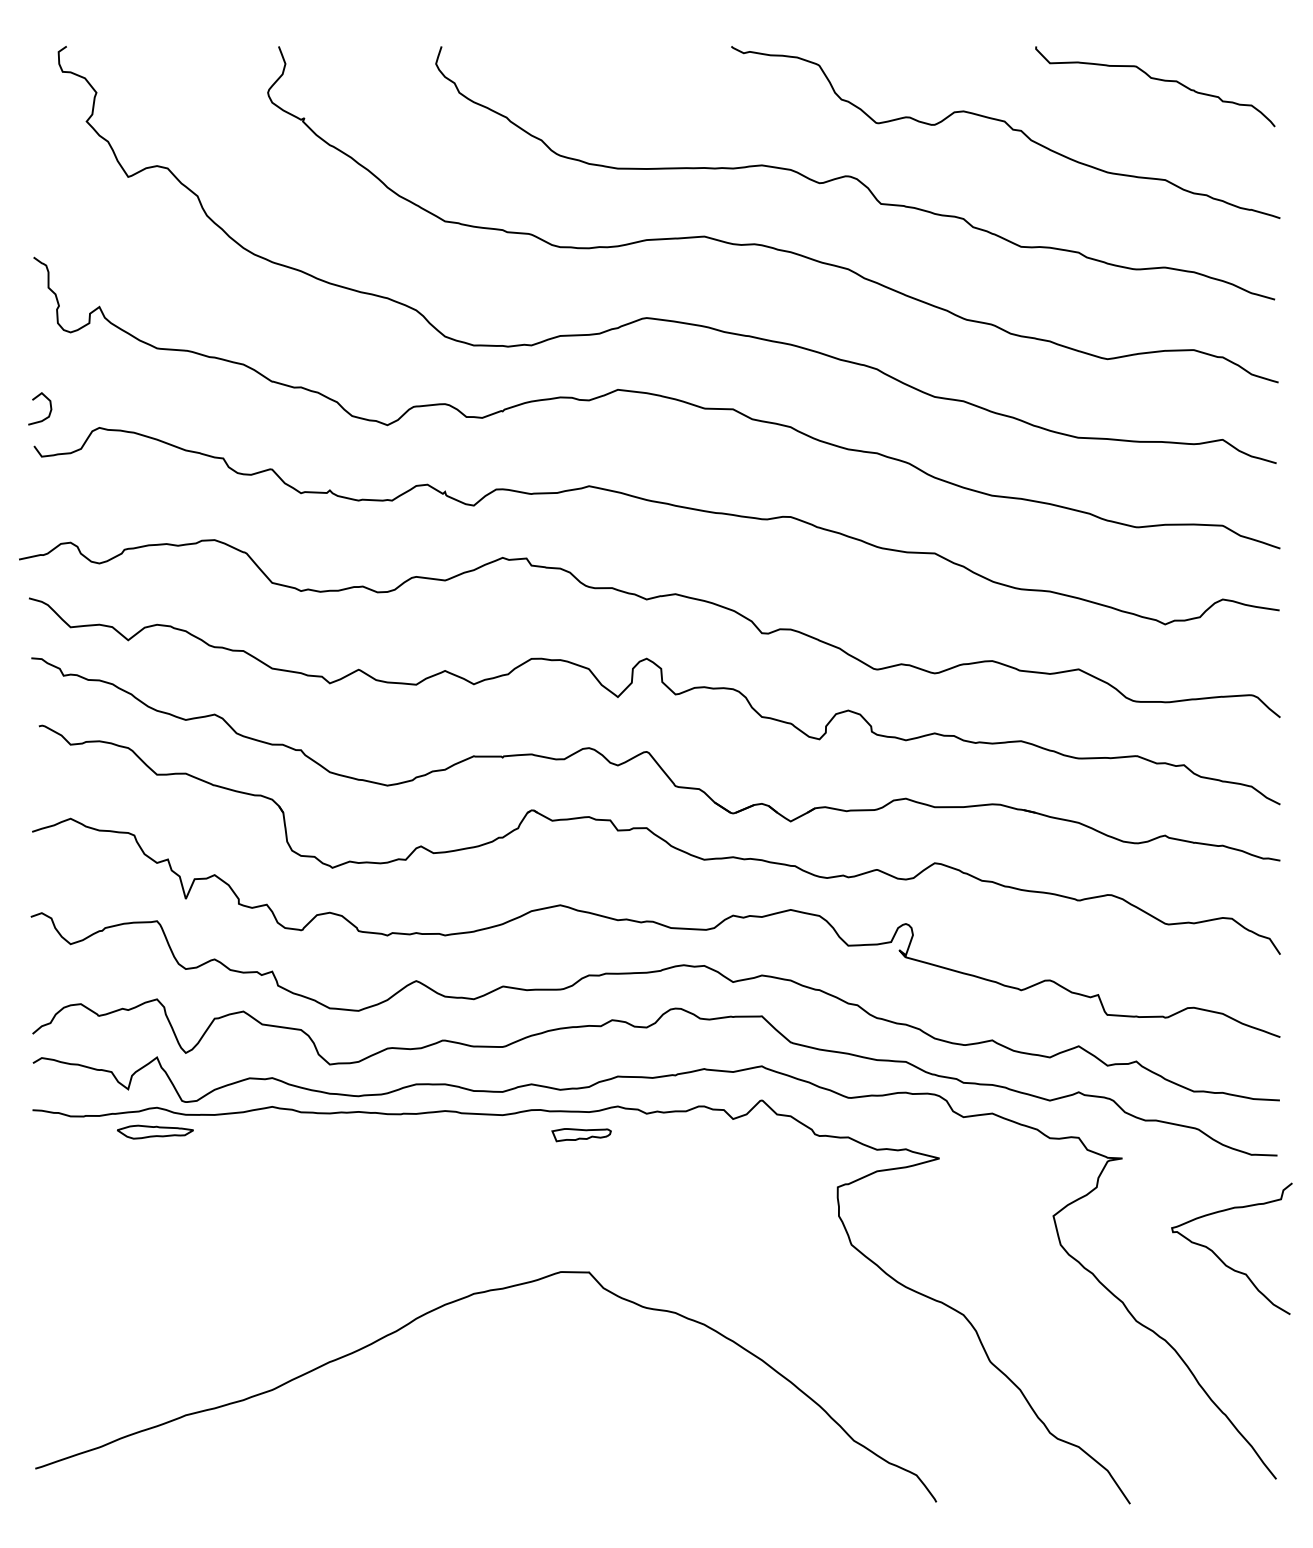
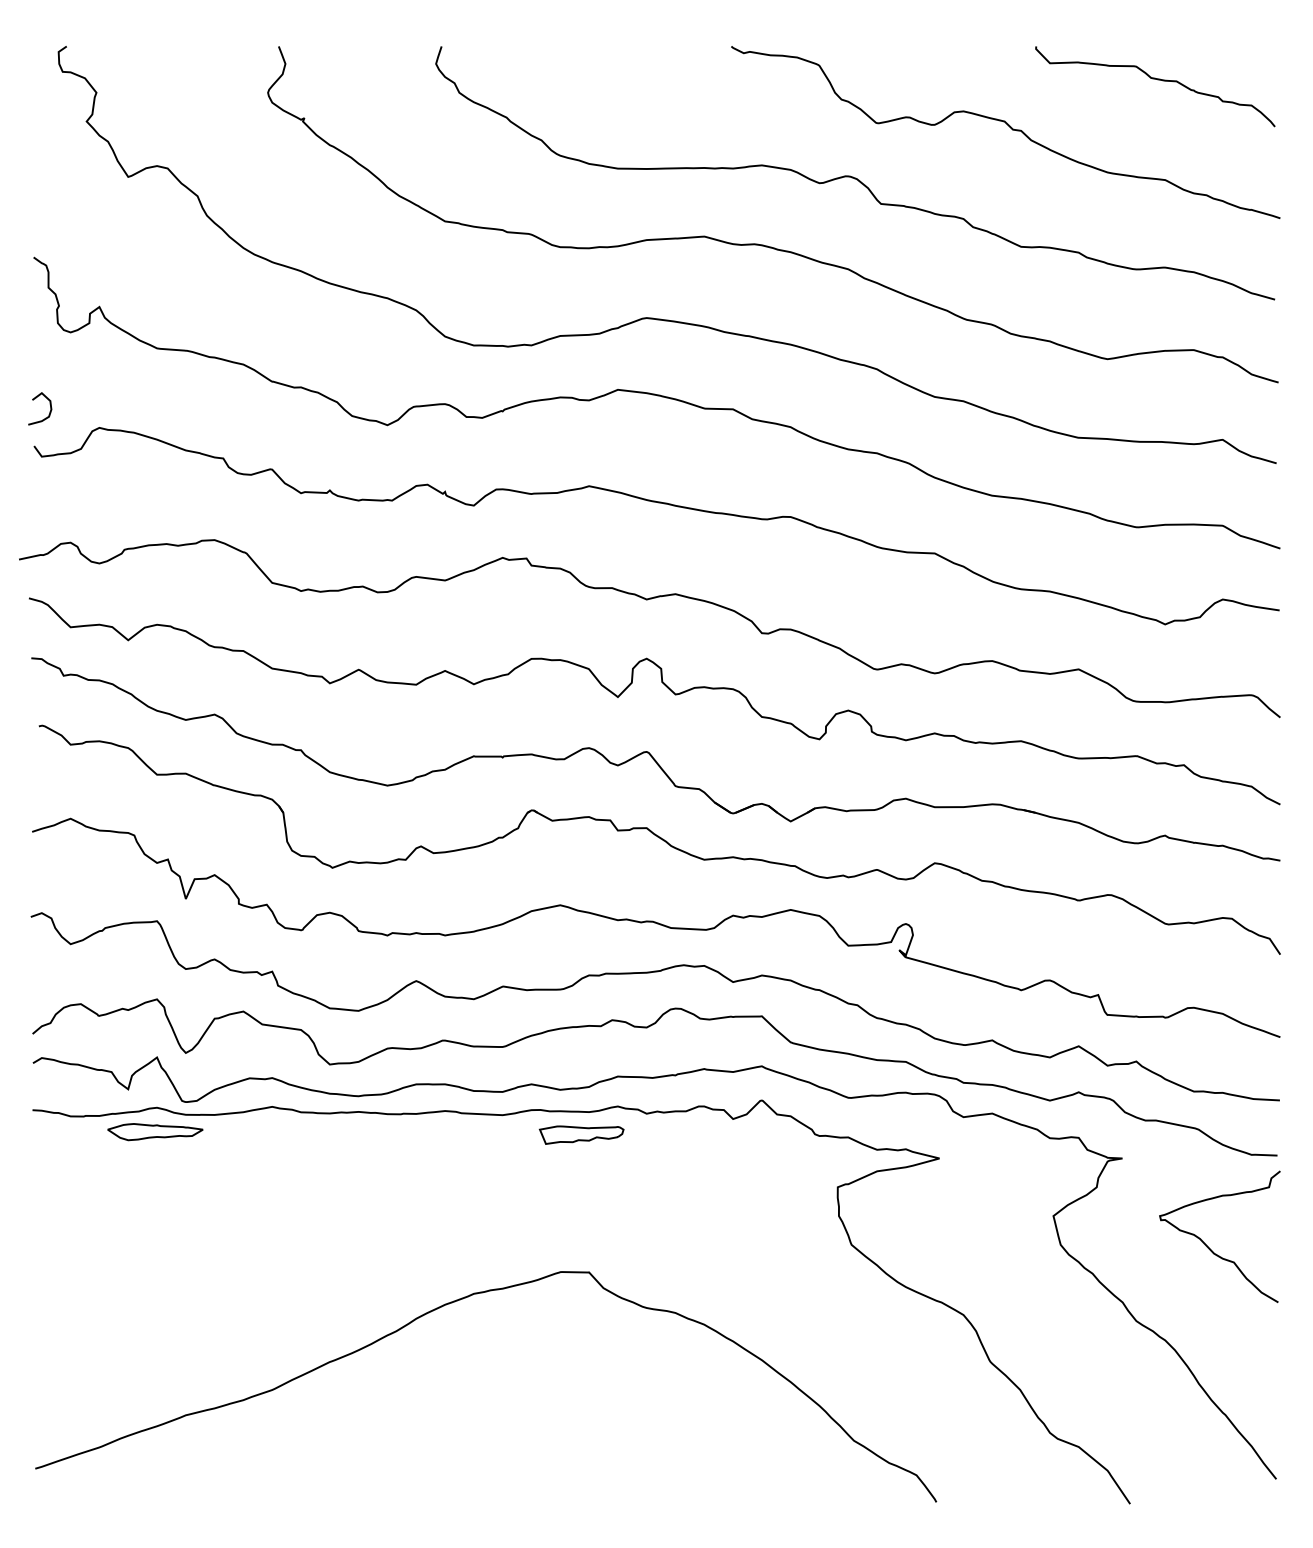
part size: 77x16 px -> 97x19 px (155, 1132)
part size: 61x15 px -> 87x20 px (581, 1134)
curve position: (1220, 1258) -> (1208, 1246) (1208, 1246)
